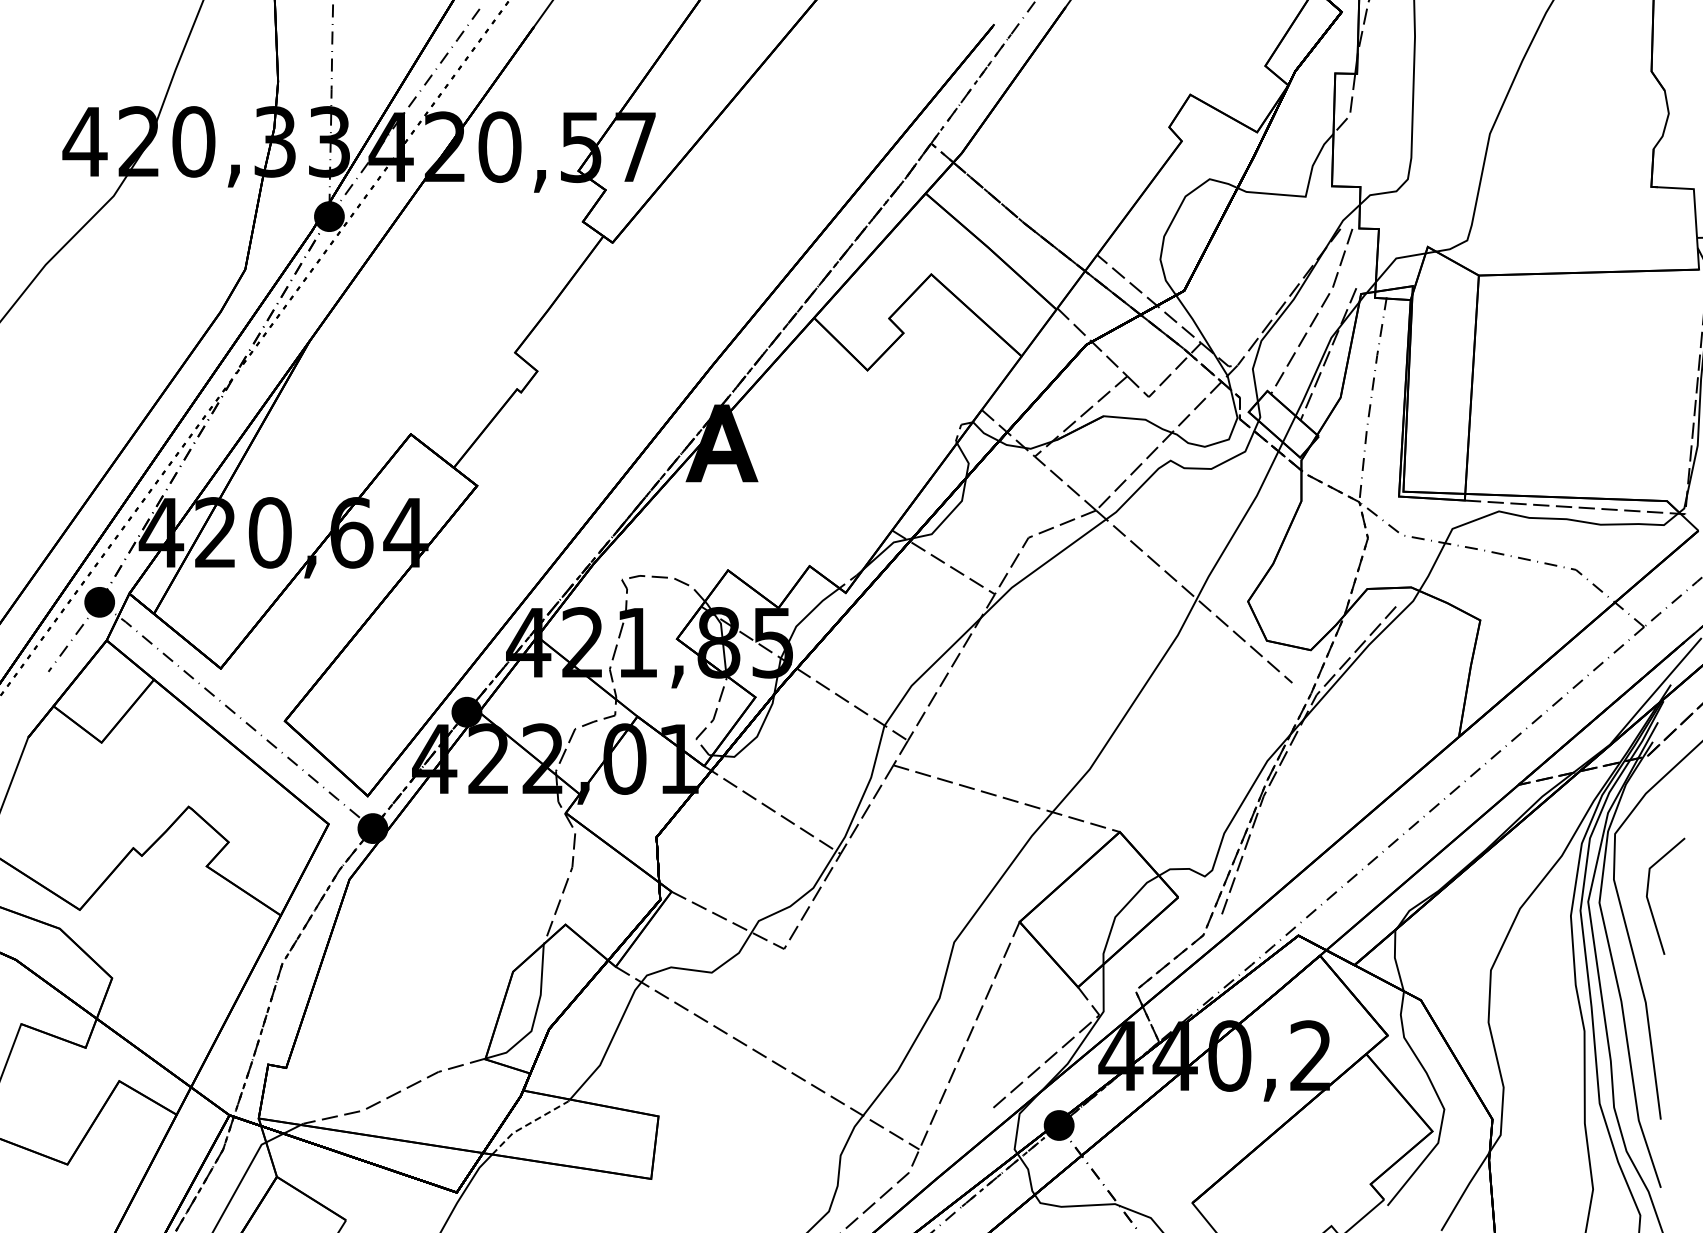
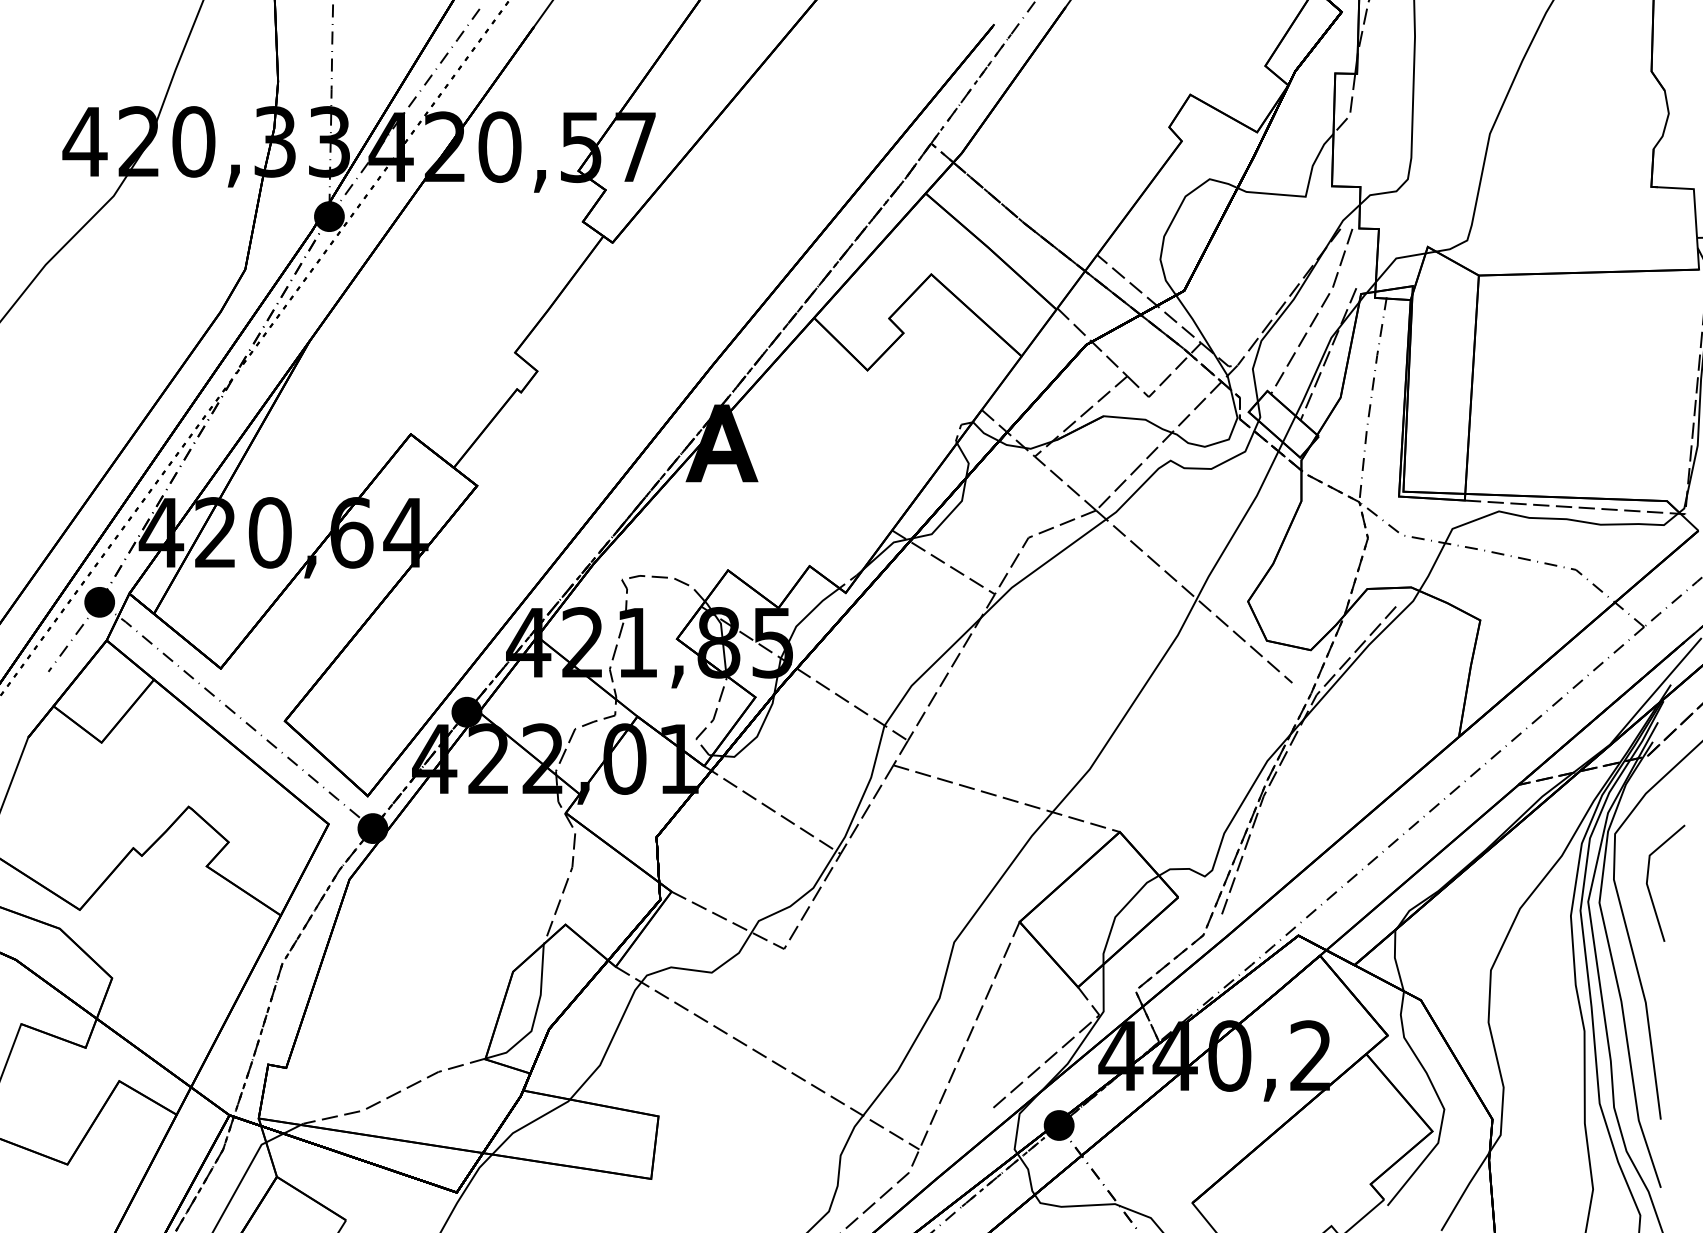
line position: (1649, 901) -> (1649, 888) (1649, 888)
line: dashed -> solid (529, 1123)
